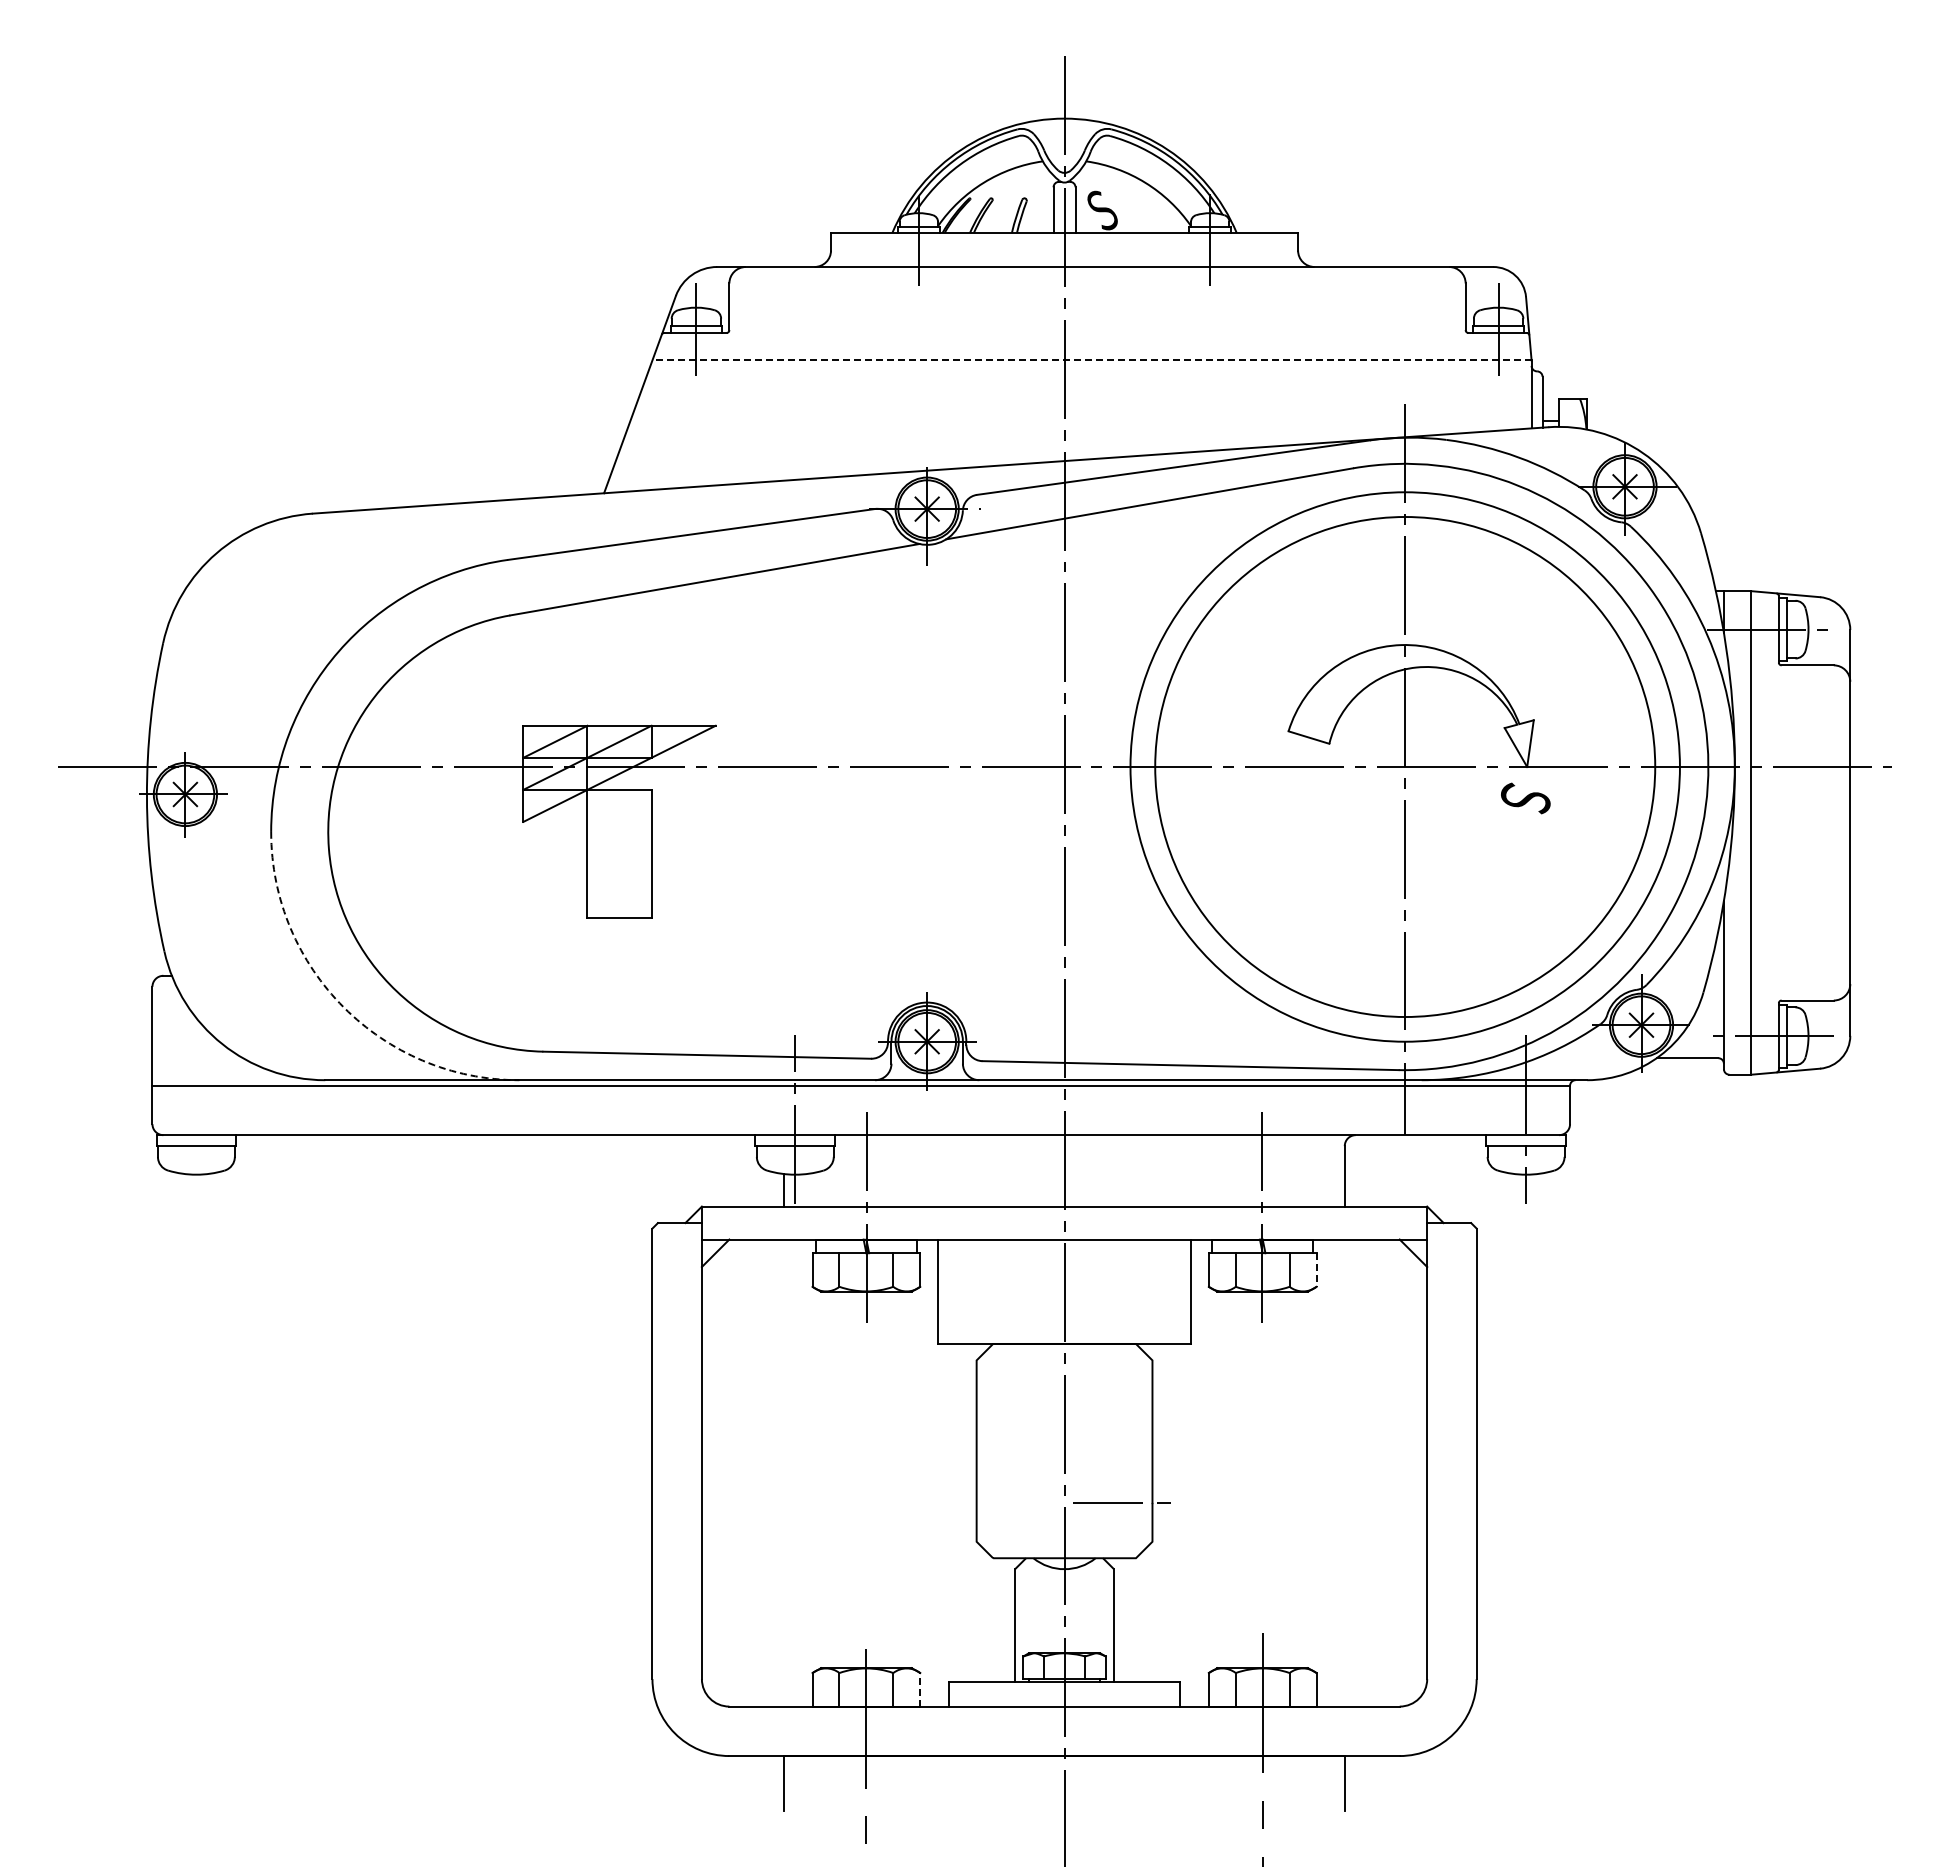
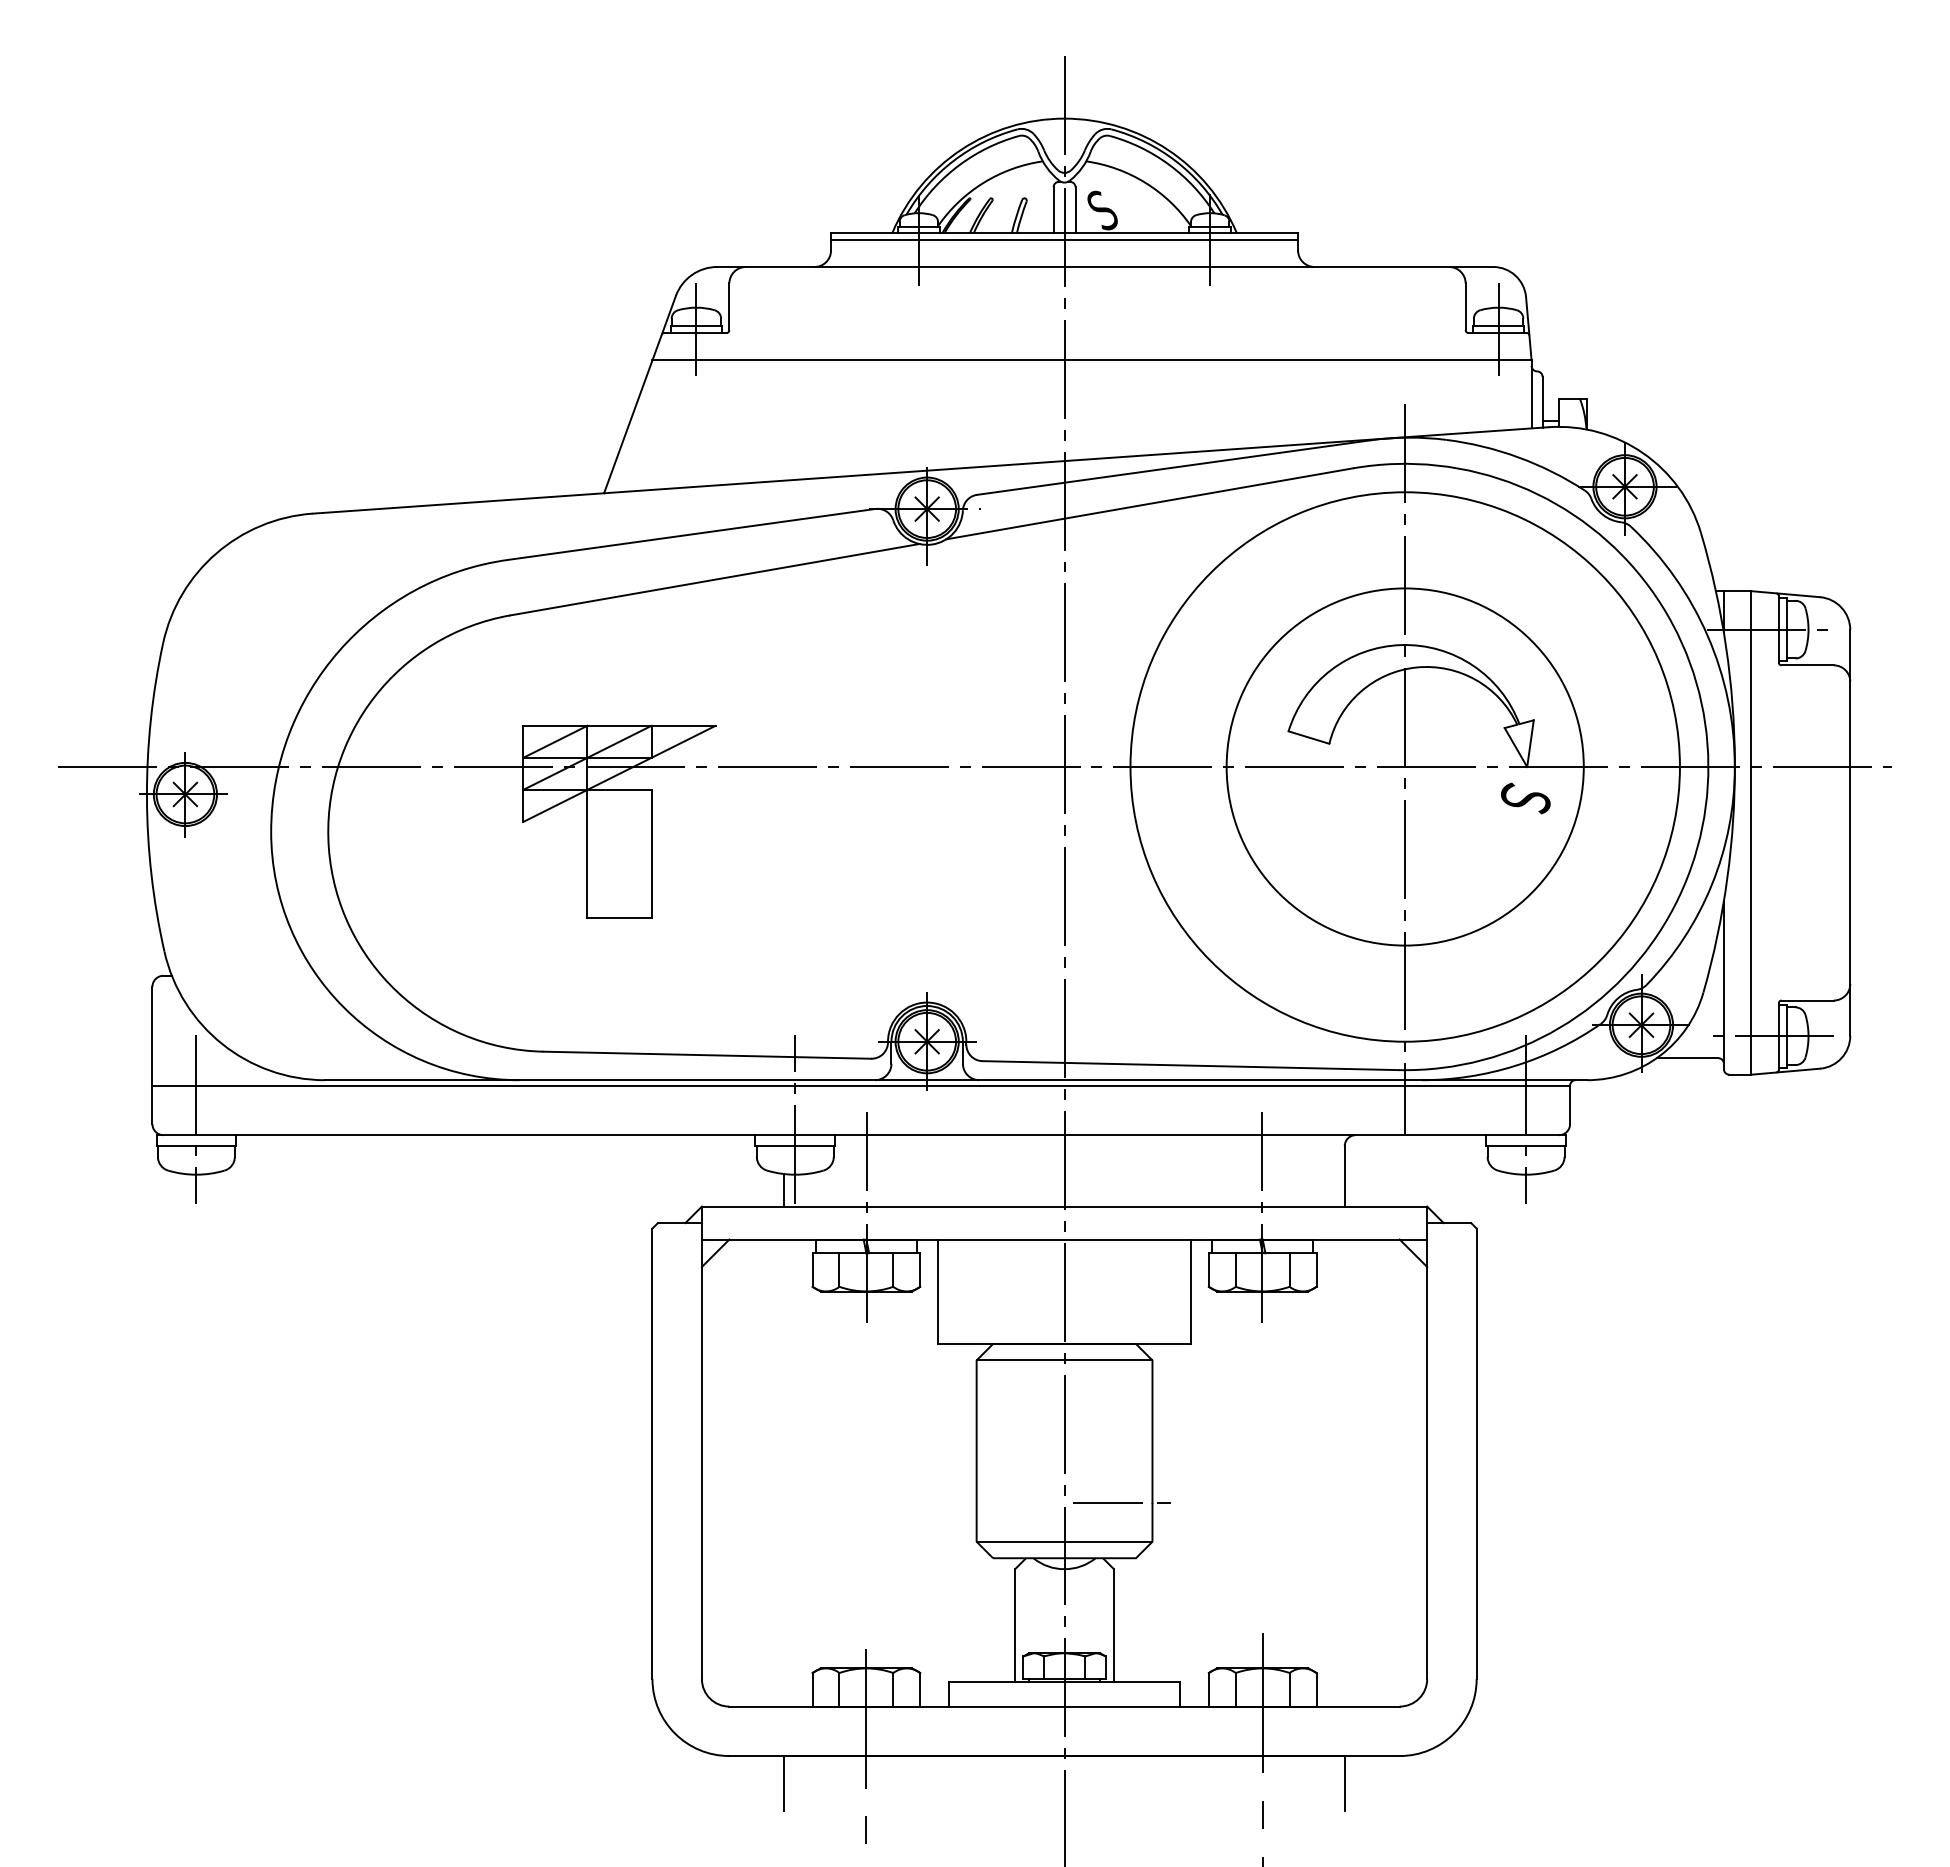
line: none -> present (1064, 239)
line: dashed -> solid (1092, 360)
circle diameter: 500 px -> 357 px (1404, 766)
arc: dashed -> solid (343, 1007)
line: none -> present (196, 1119)
line: dashed -> solid (1316, 1270)
line: none -> present (1064, 1360)
line: none -> present (1064, 1541)
line: dashed -> solid (920, 1689)
